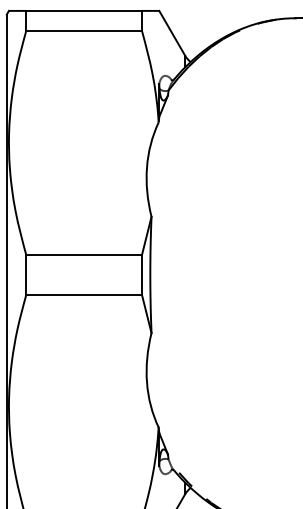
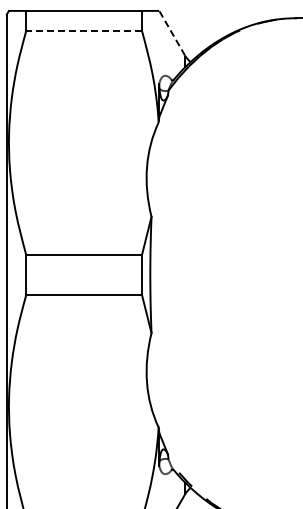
line: solid -> dashed (84, 31)
line: solid -> dashed (172, 33)
